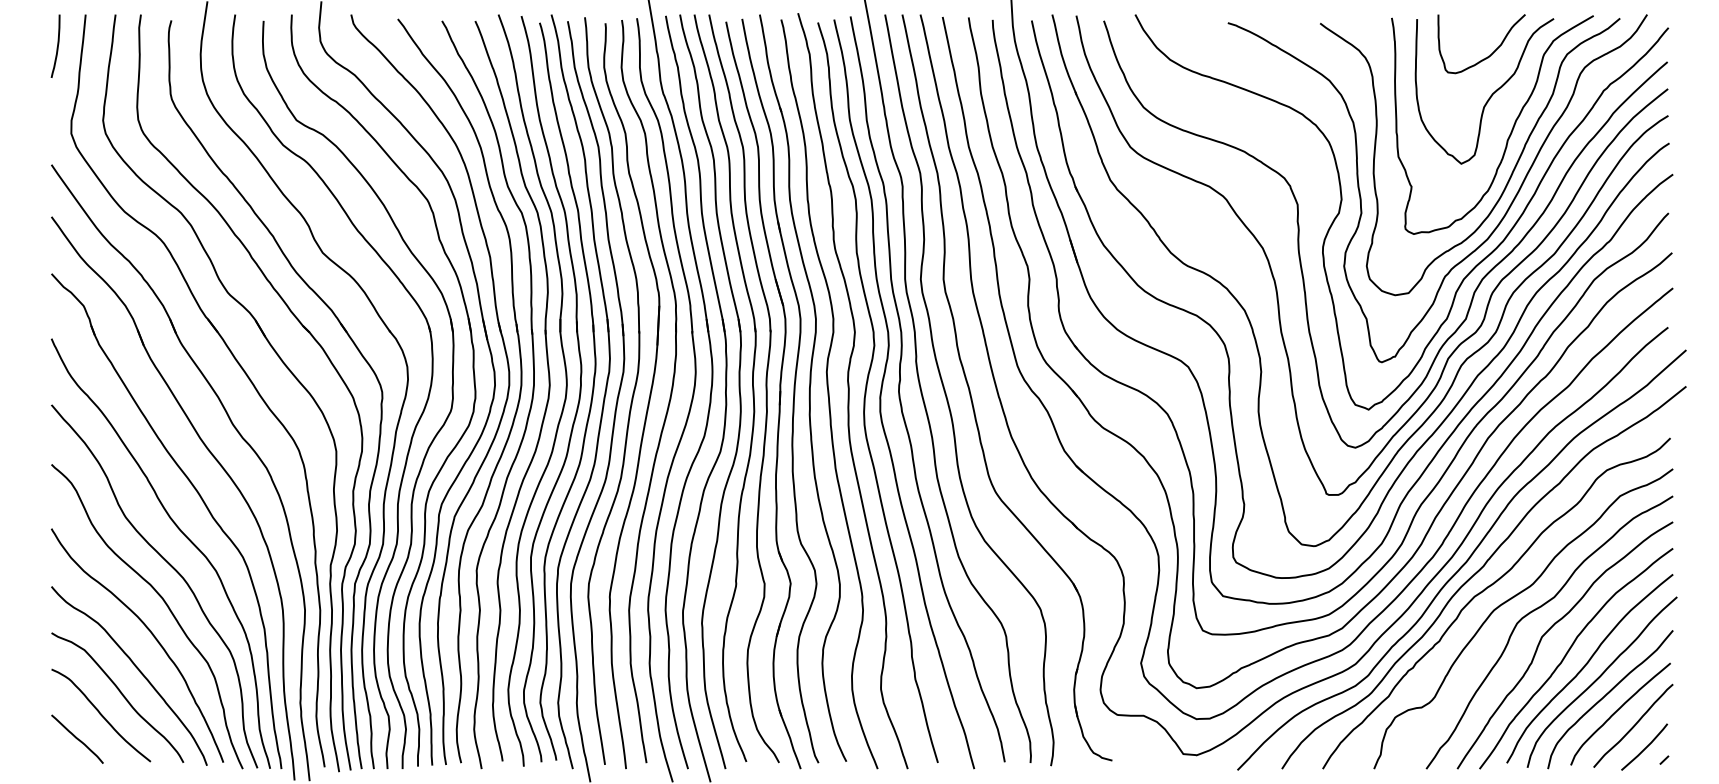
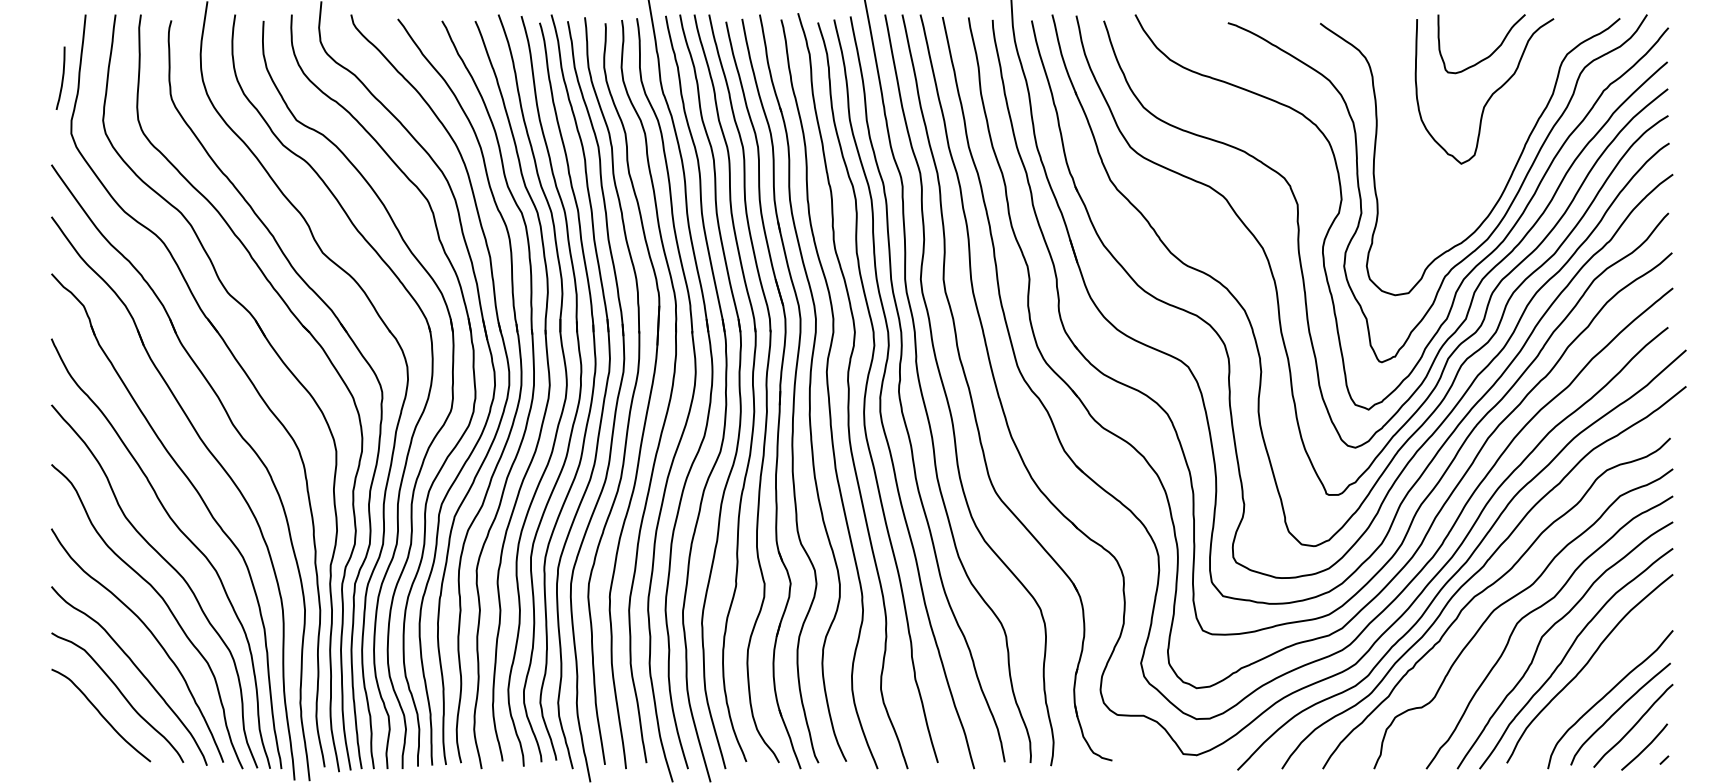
curve position: (57, 45) -> (62, 77) (62, 77)
curve: present -> none (1511, 129)
curve: present -> none (1599, 678)
line: present -> none (77, 738)
